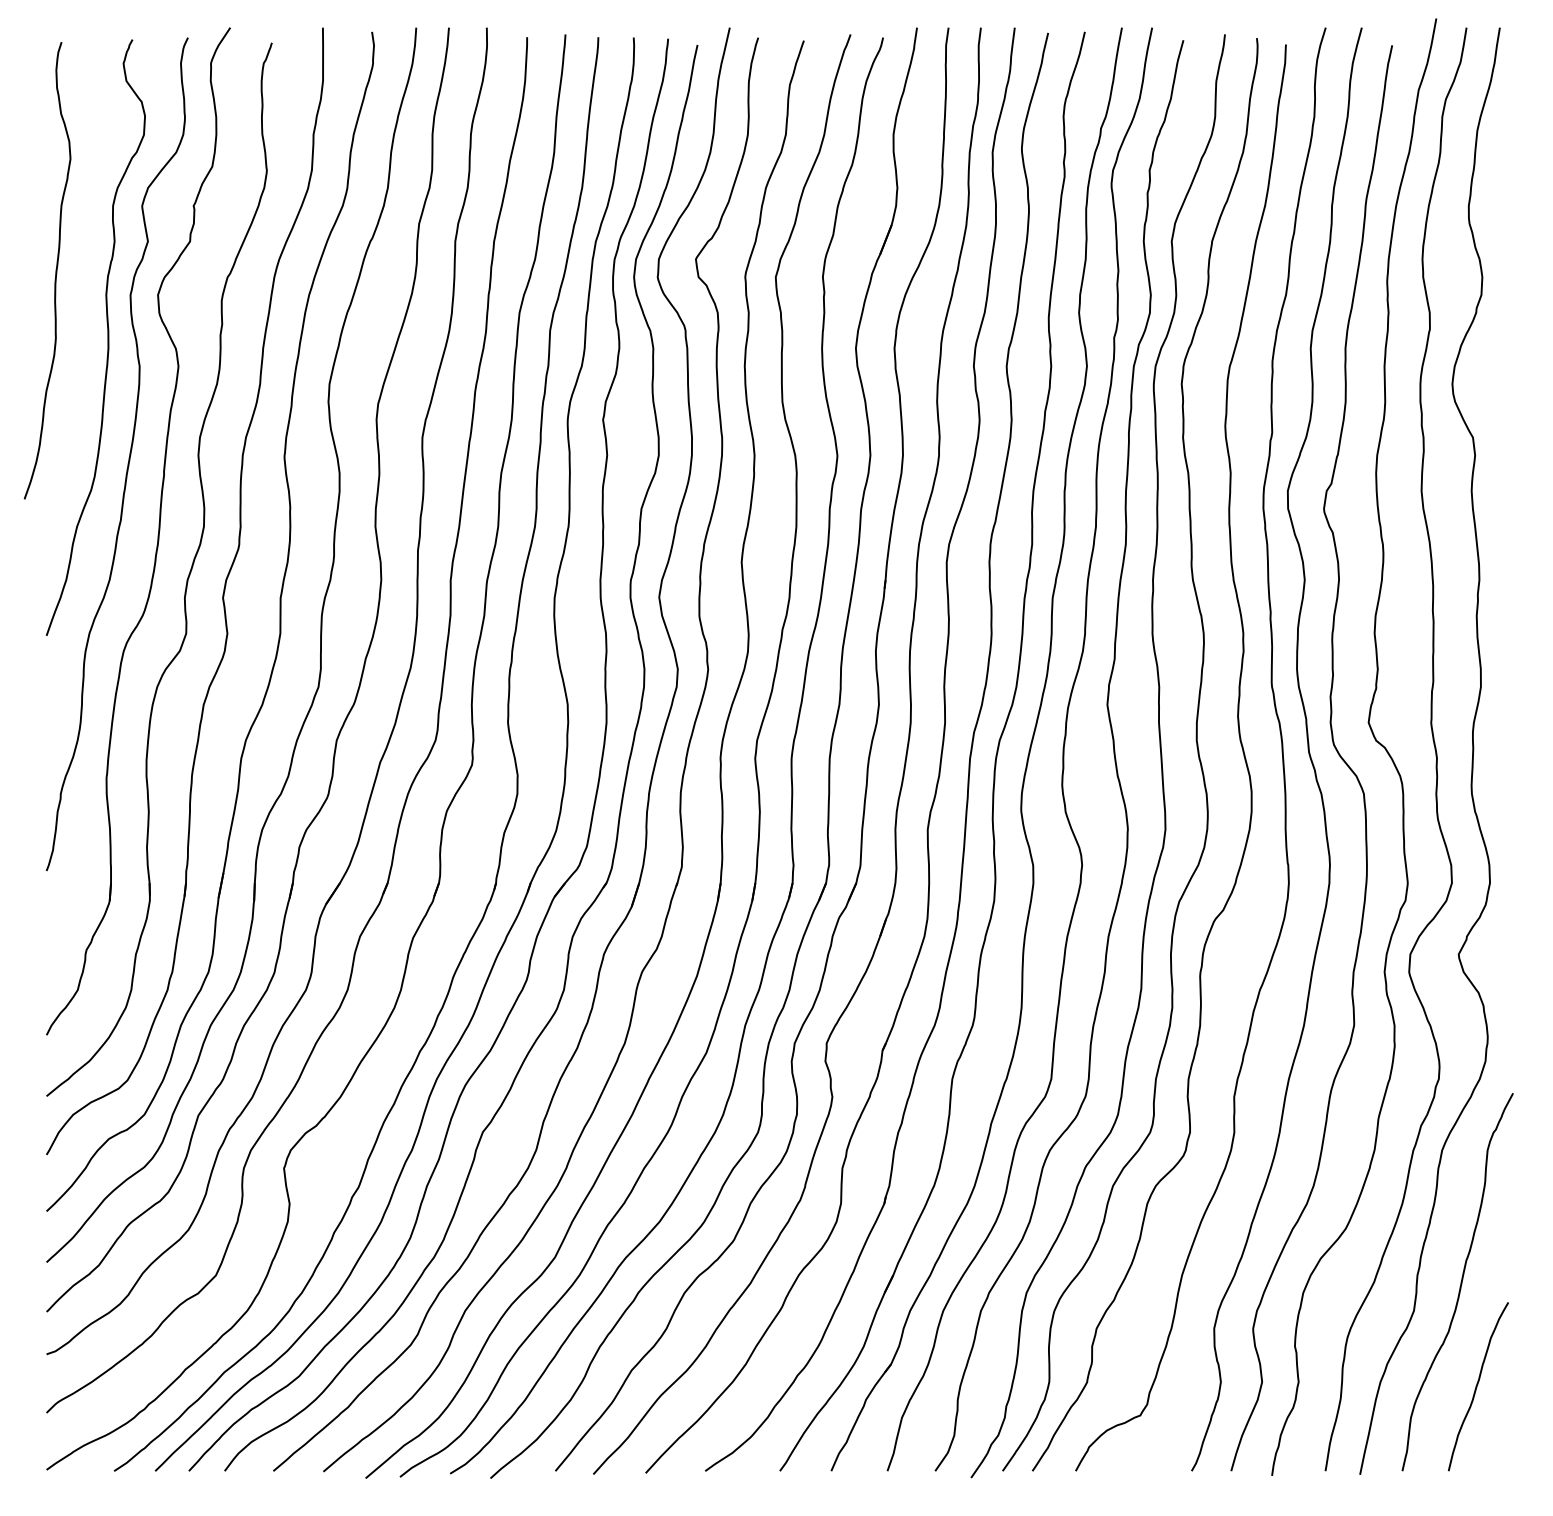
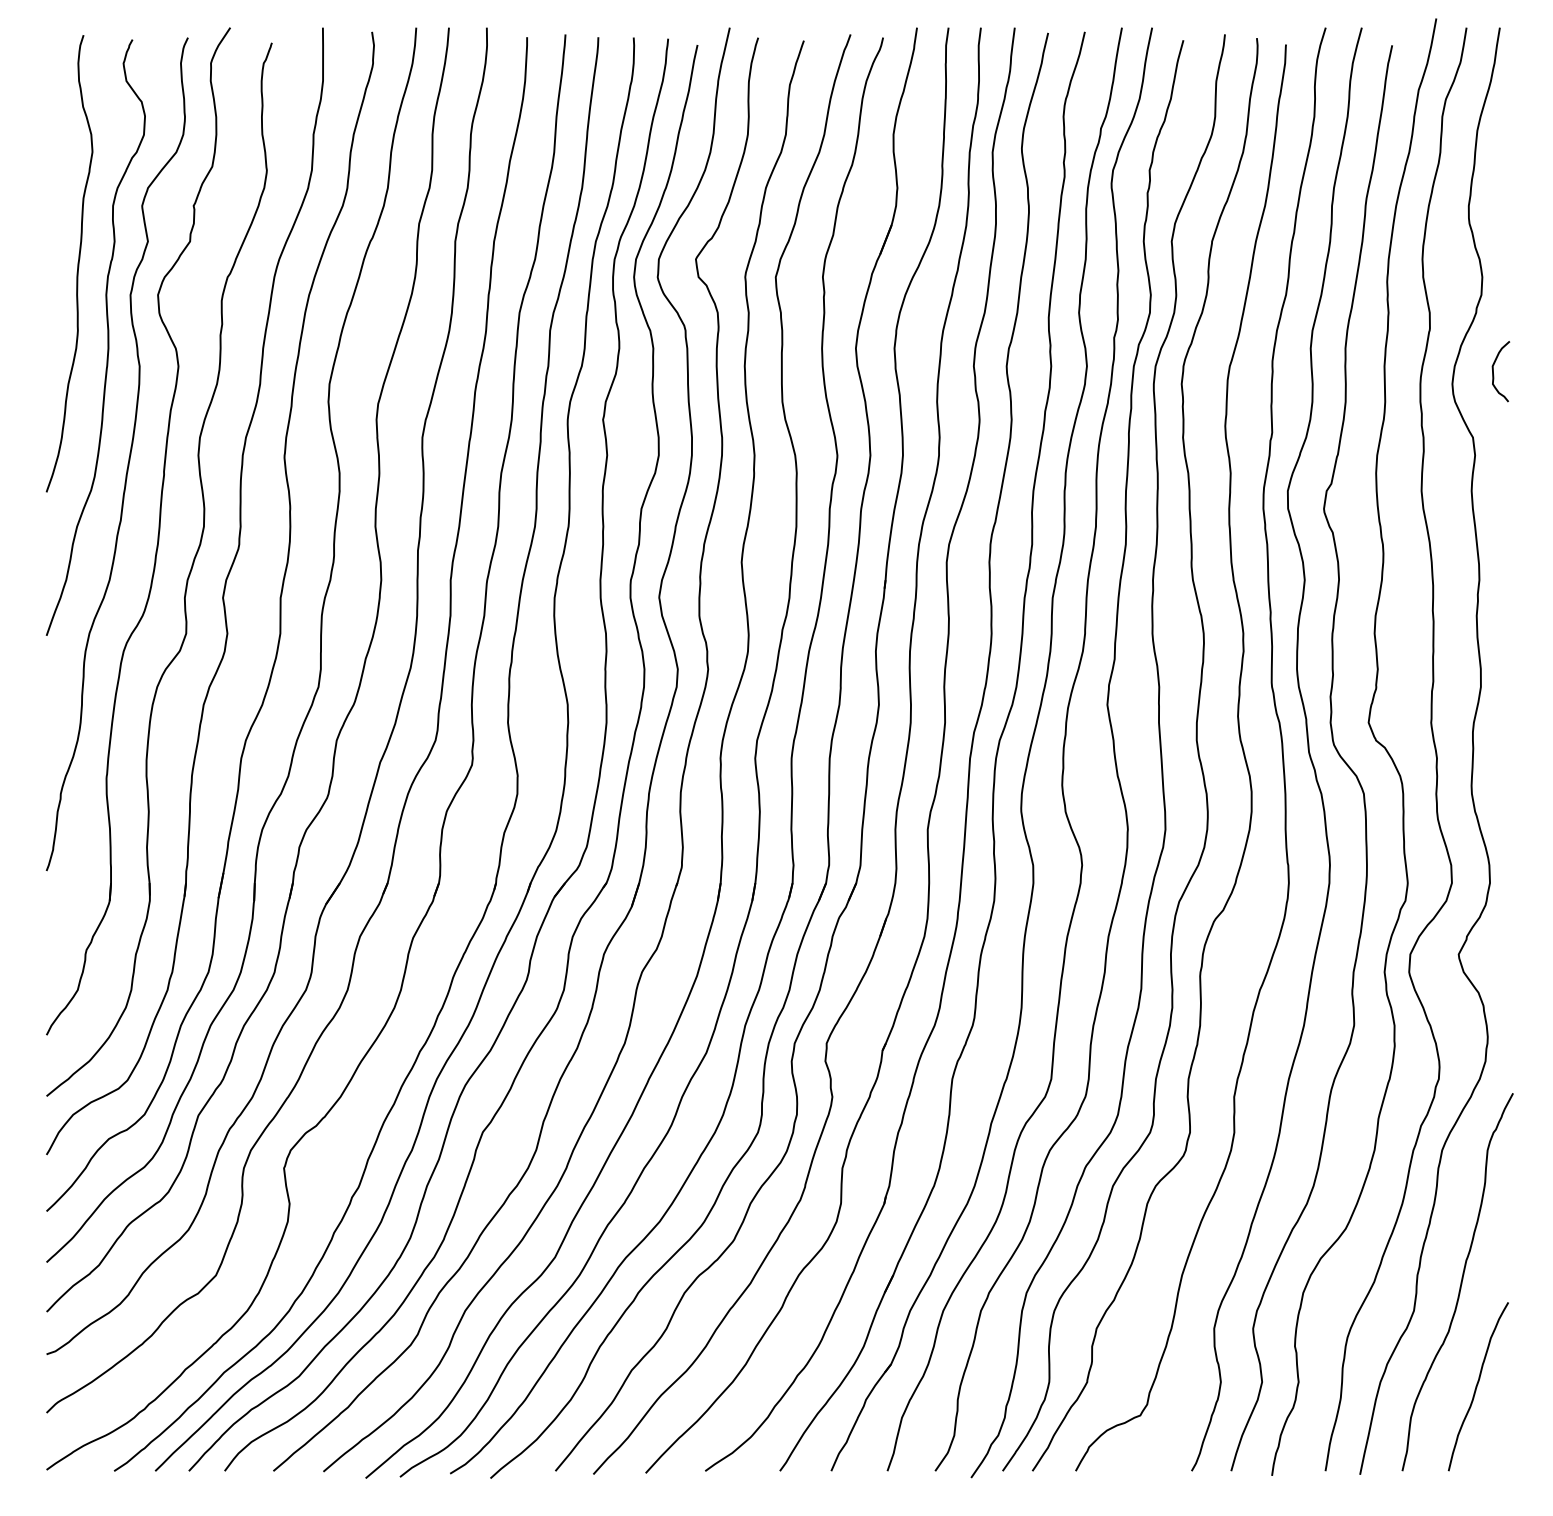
curve position: (55, 270) -> (77, 263) (77, 263)
curve: none -> present (1493, 371)
